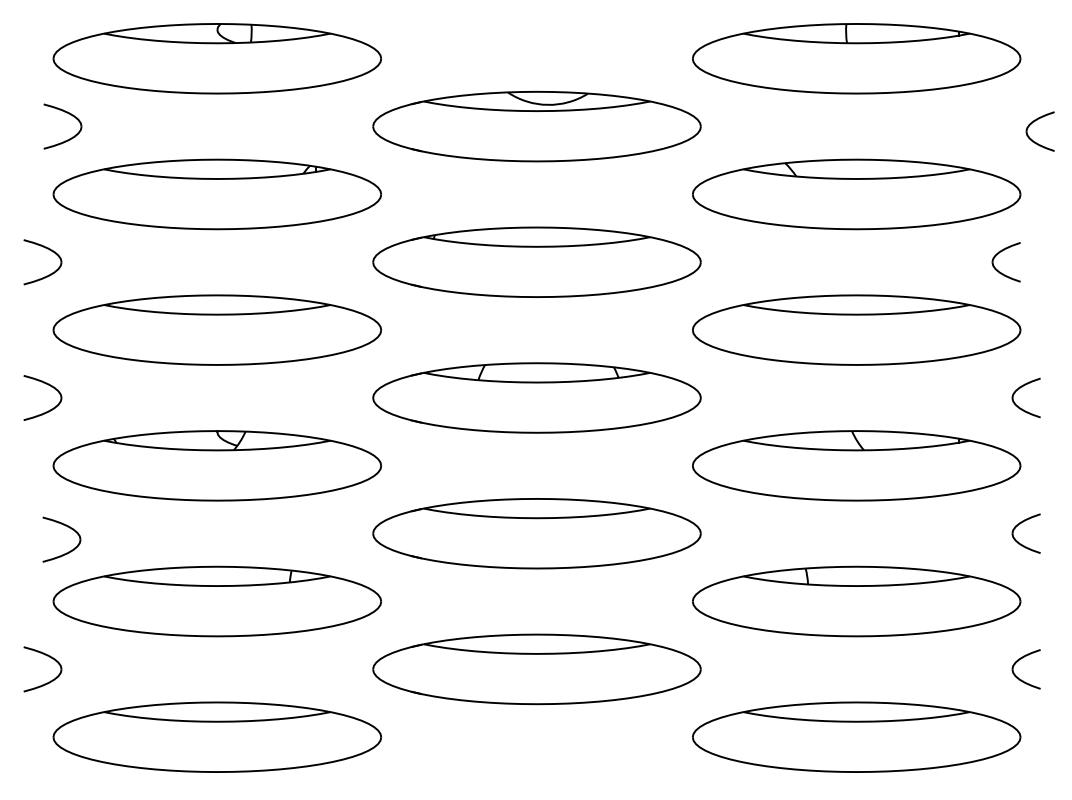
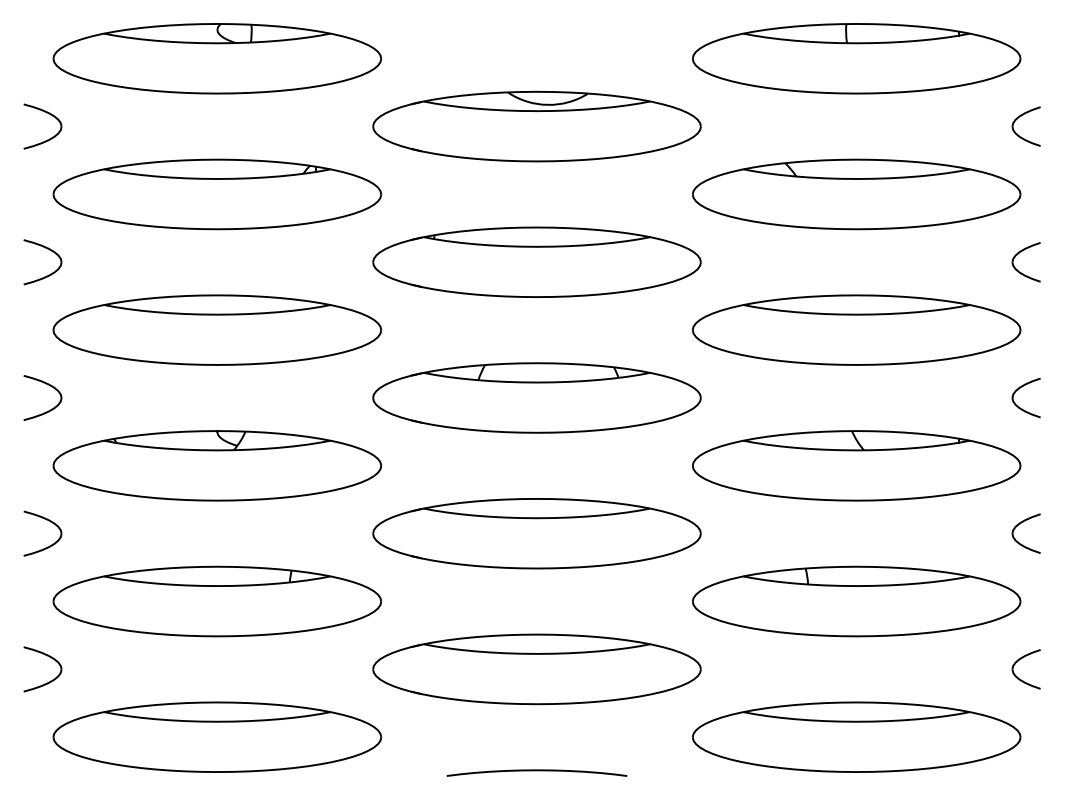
part position: (66, 113) -> (46, 113) (46, 113)
part position: (1032, 123) -> (1018, 118) (1018, 118)
part position: (1000, 271) -> (1020, 271) (1020, 271)
part position: (67, 527) -> (48, 521) (48, 521)
curve: none -> present (536, 771)
